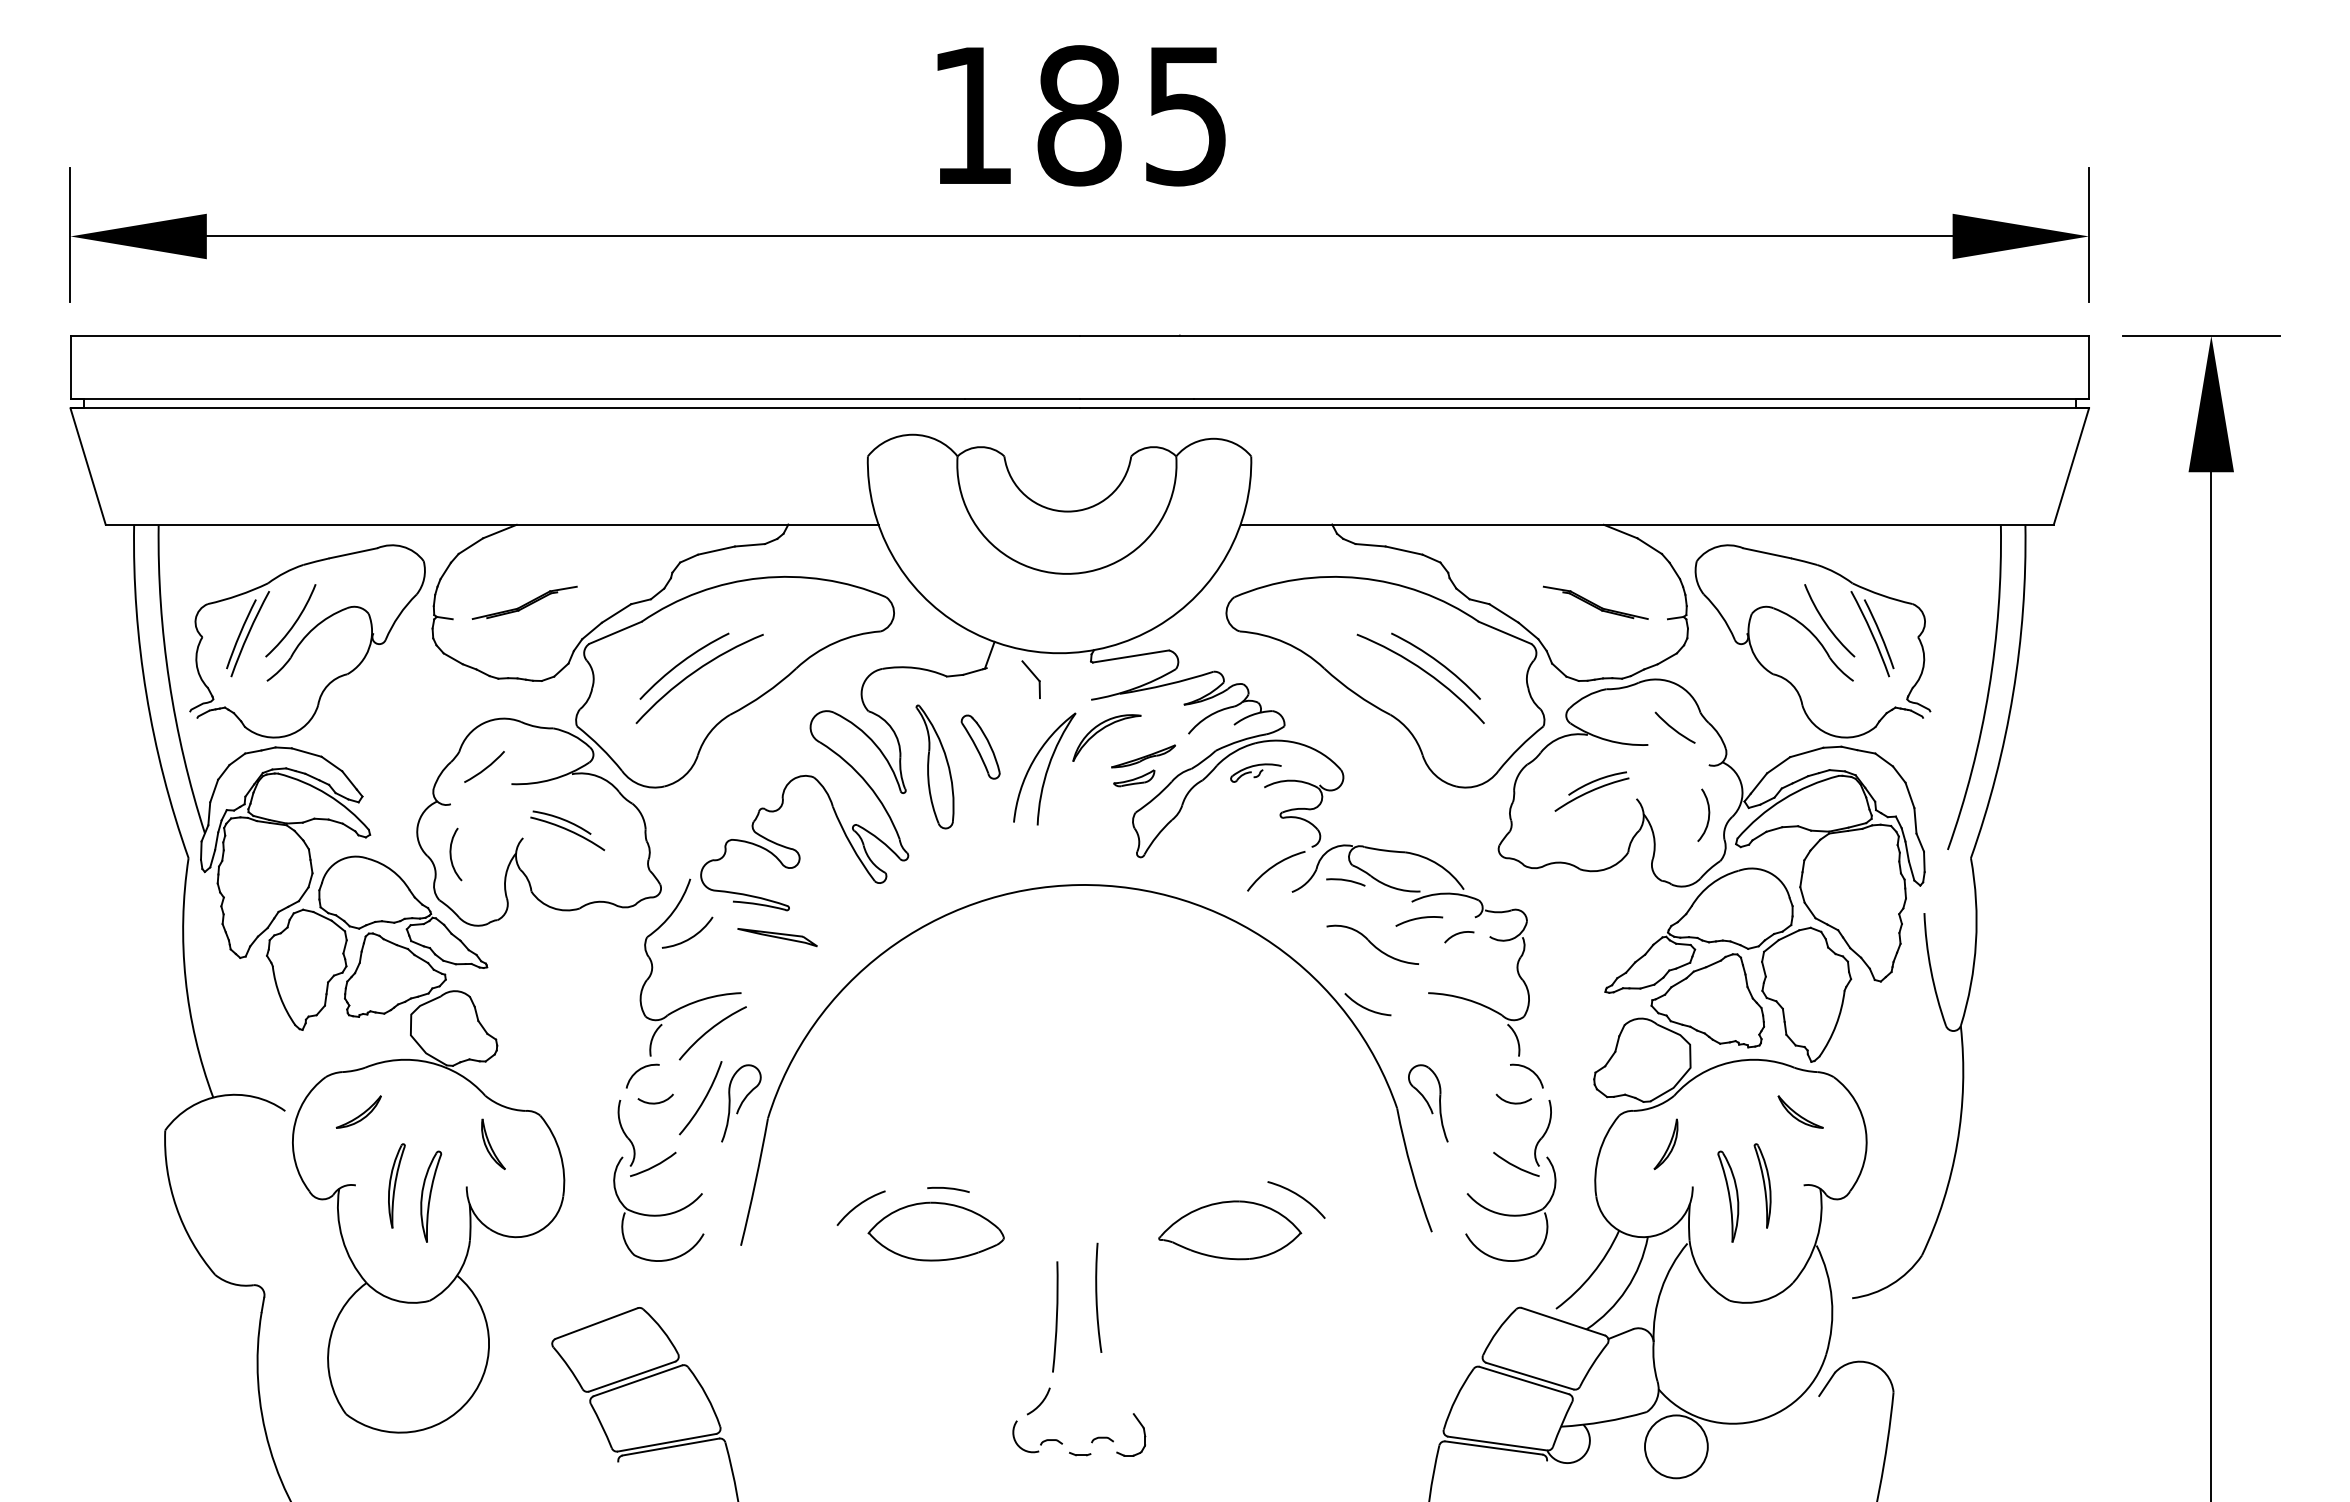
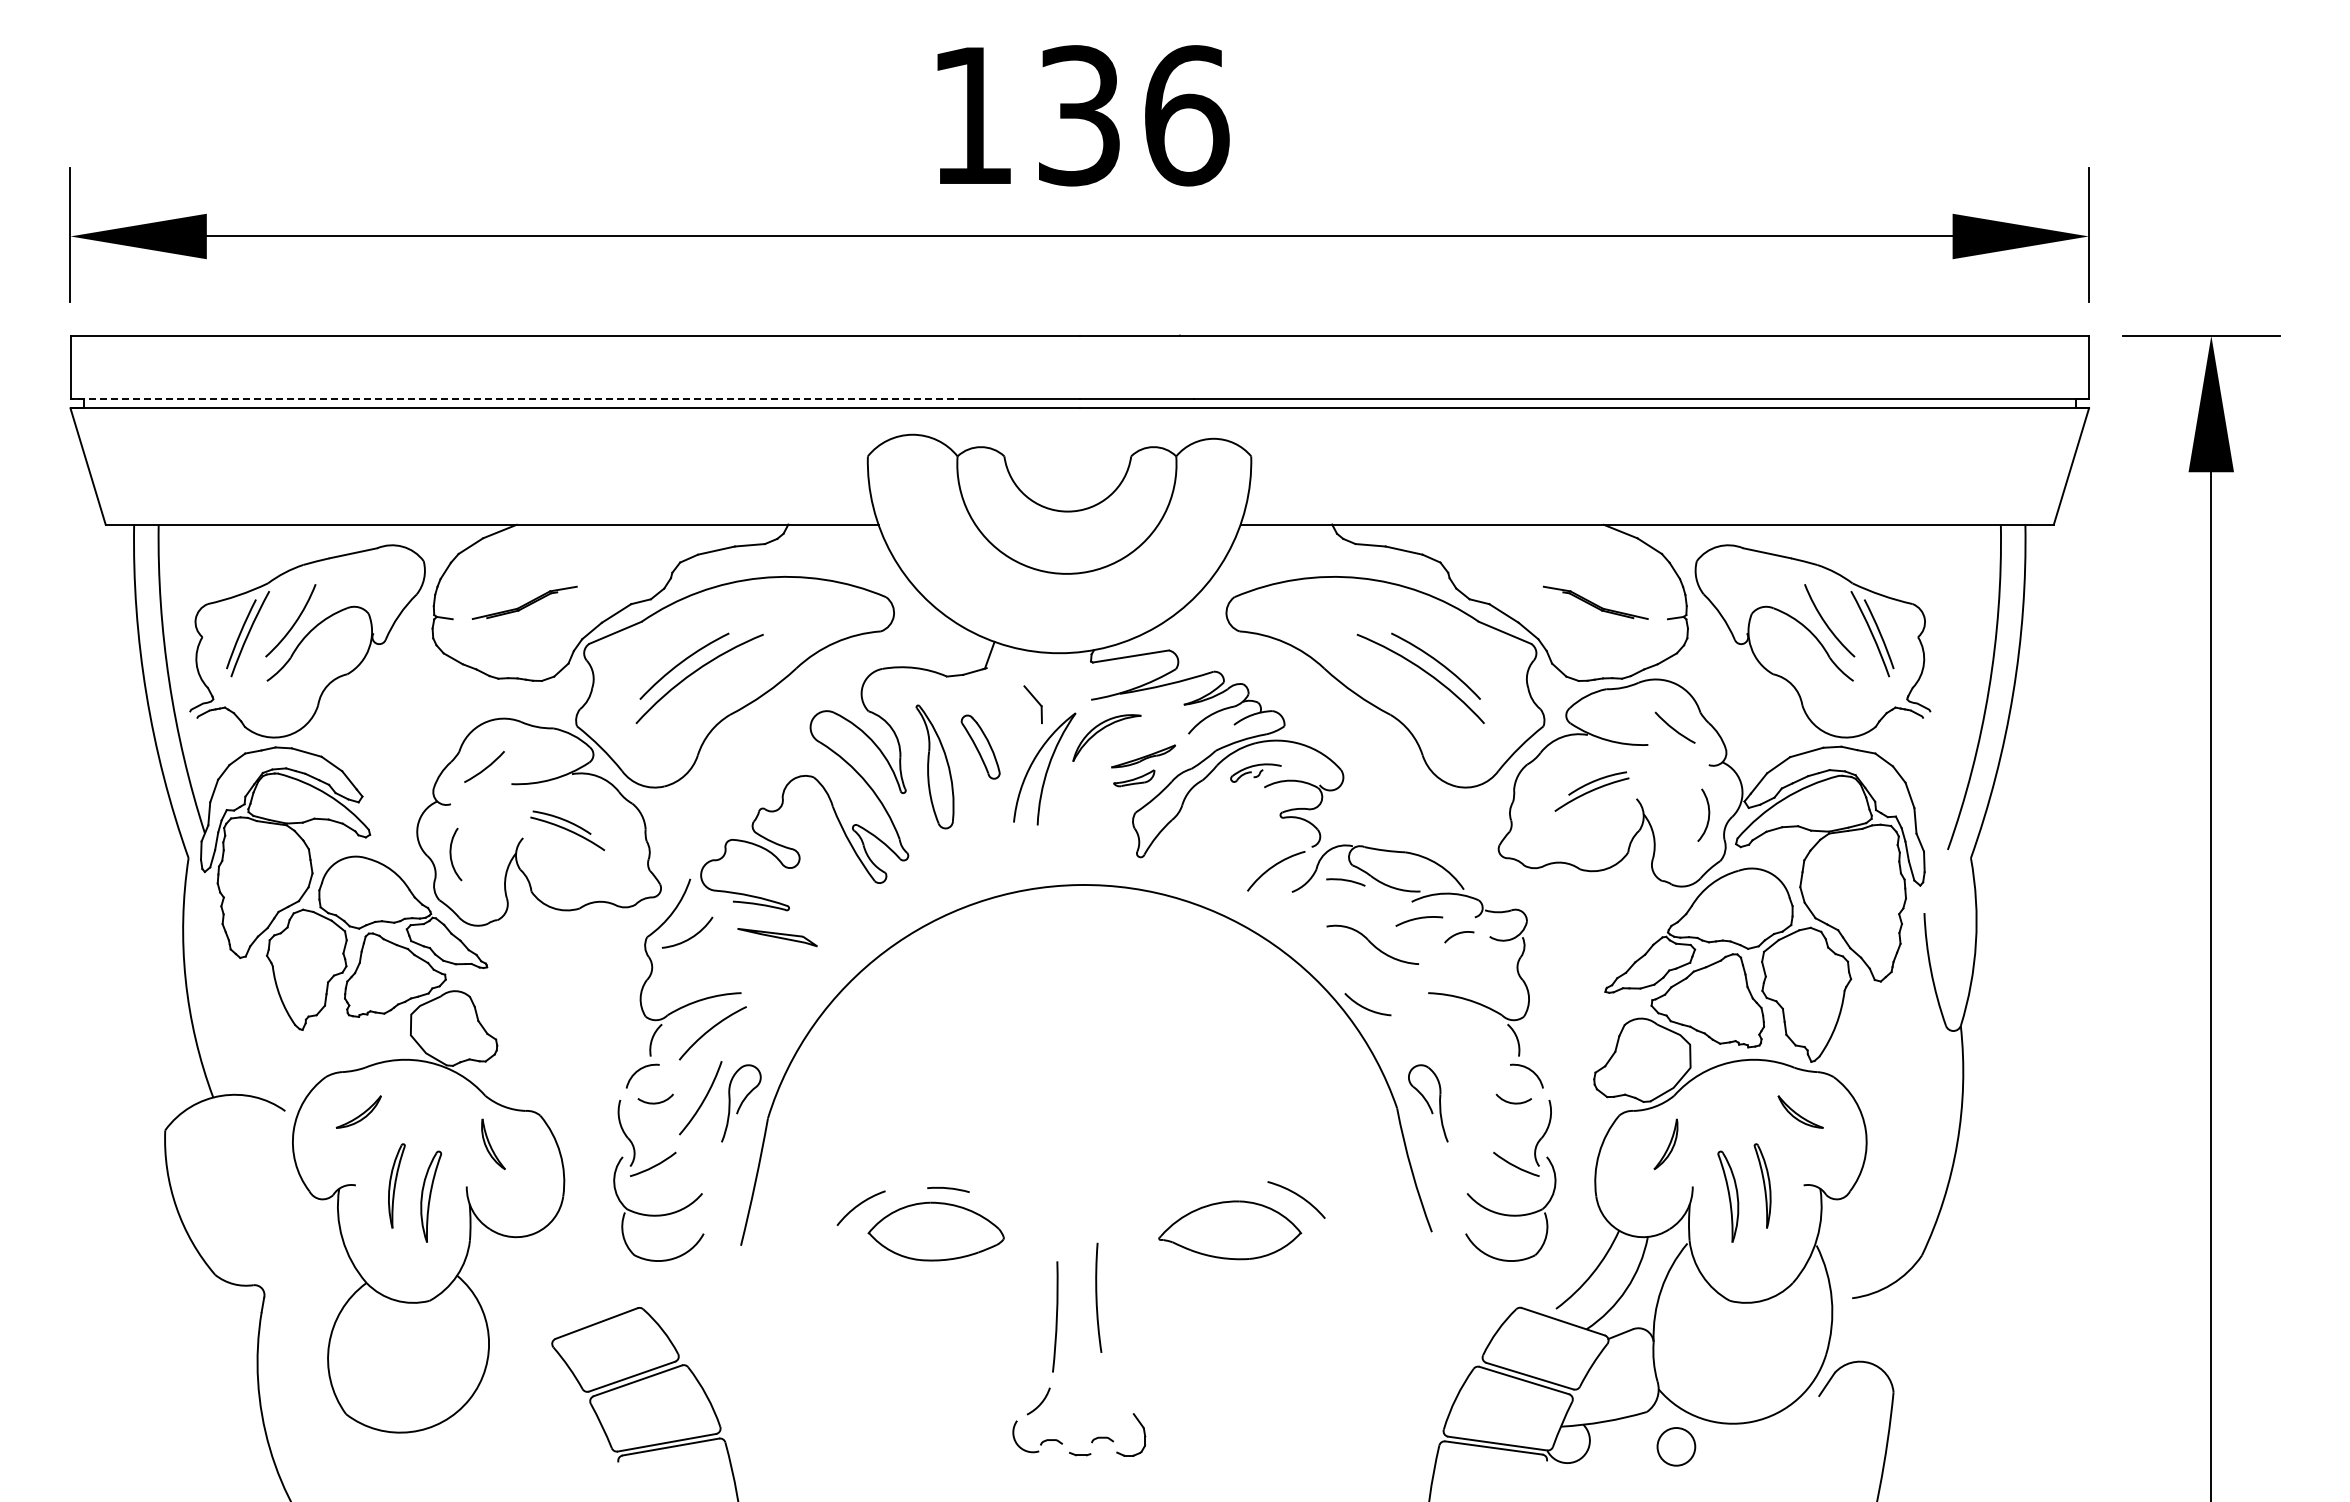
text: 185 -> 136 (1133, 115)
line: solid -> dashed (517, 399)
part position: (1030, 679) -> (1032, 704) (1032, 704)
circle diameter: 63 px -> 38 px (1676, 1446)
